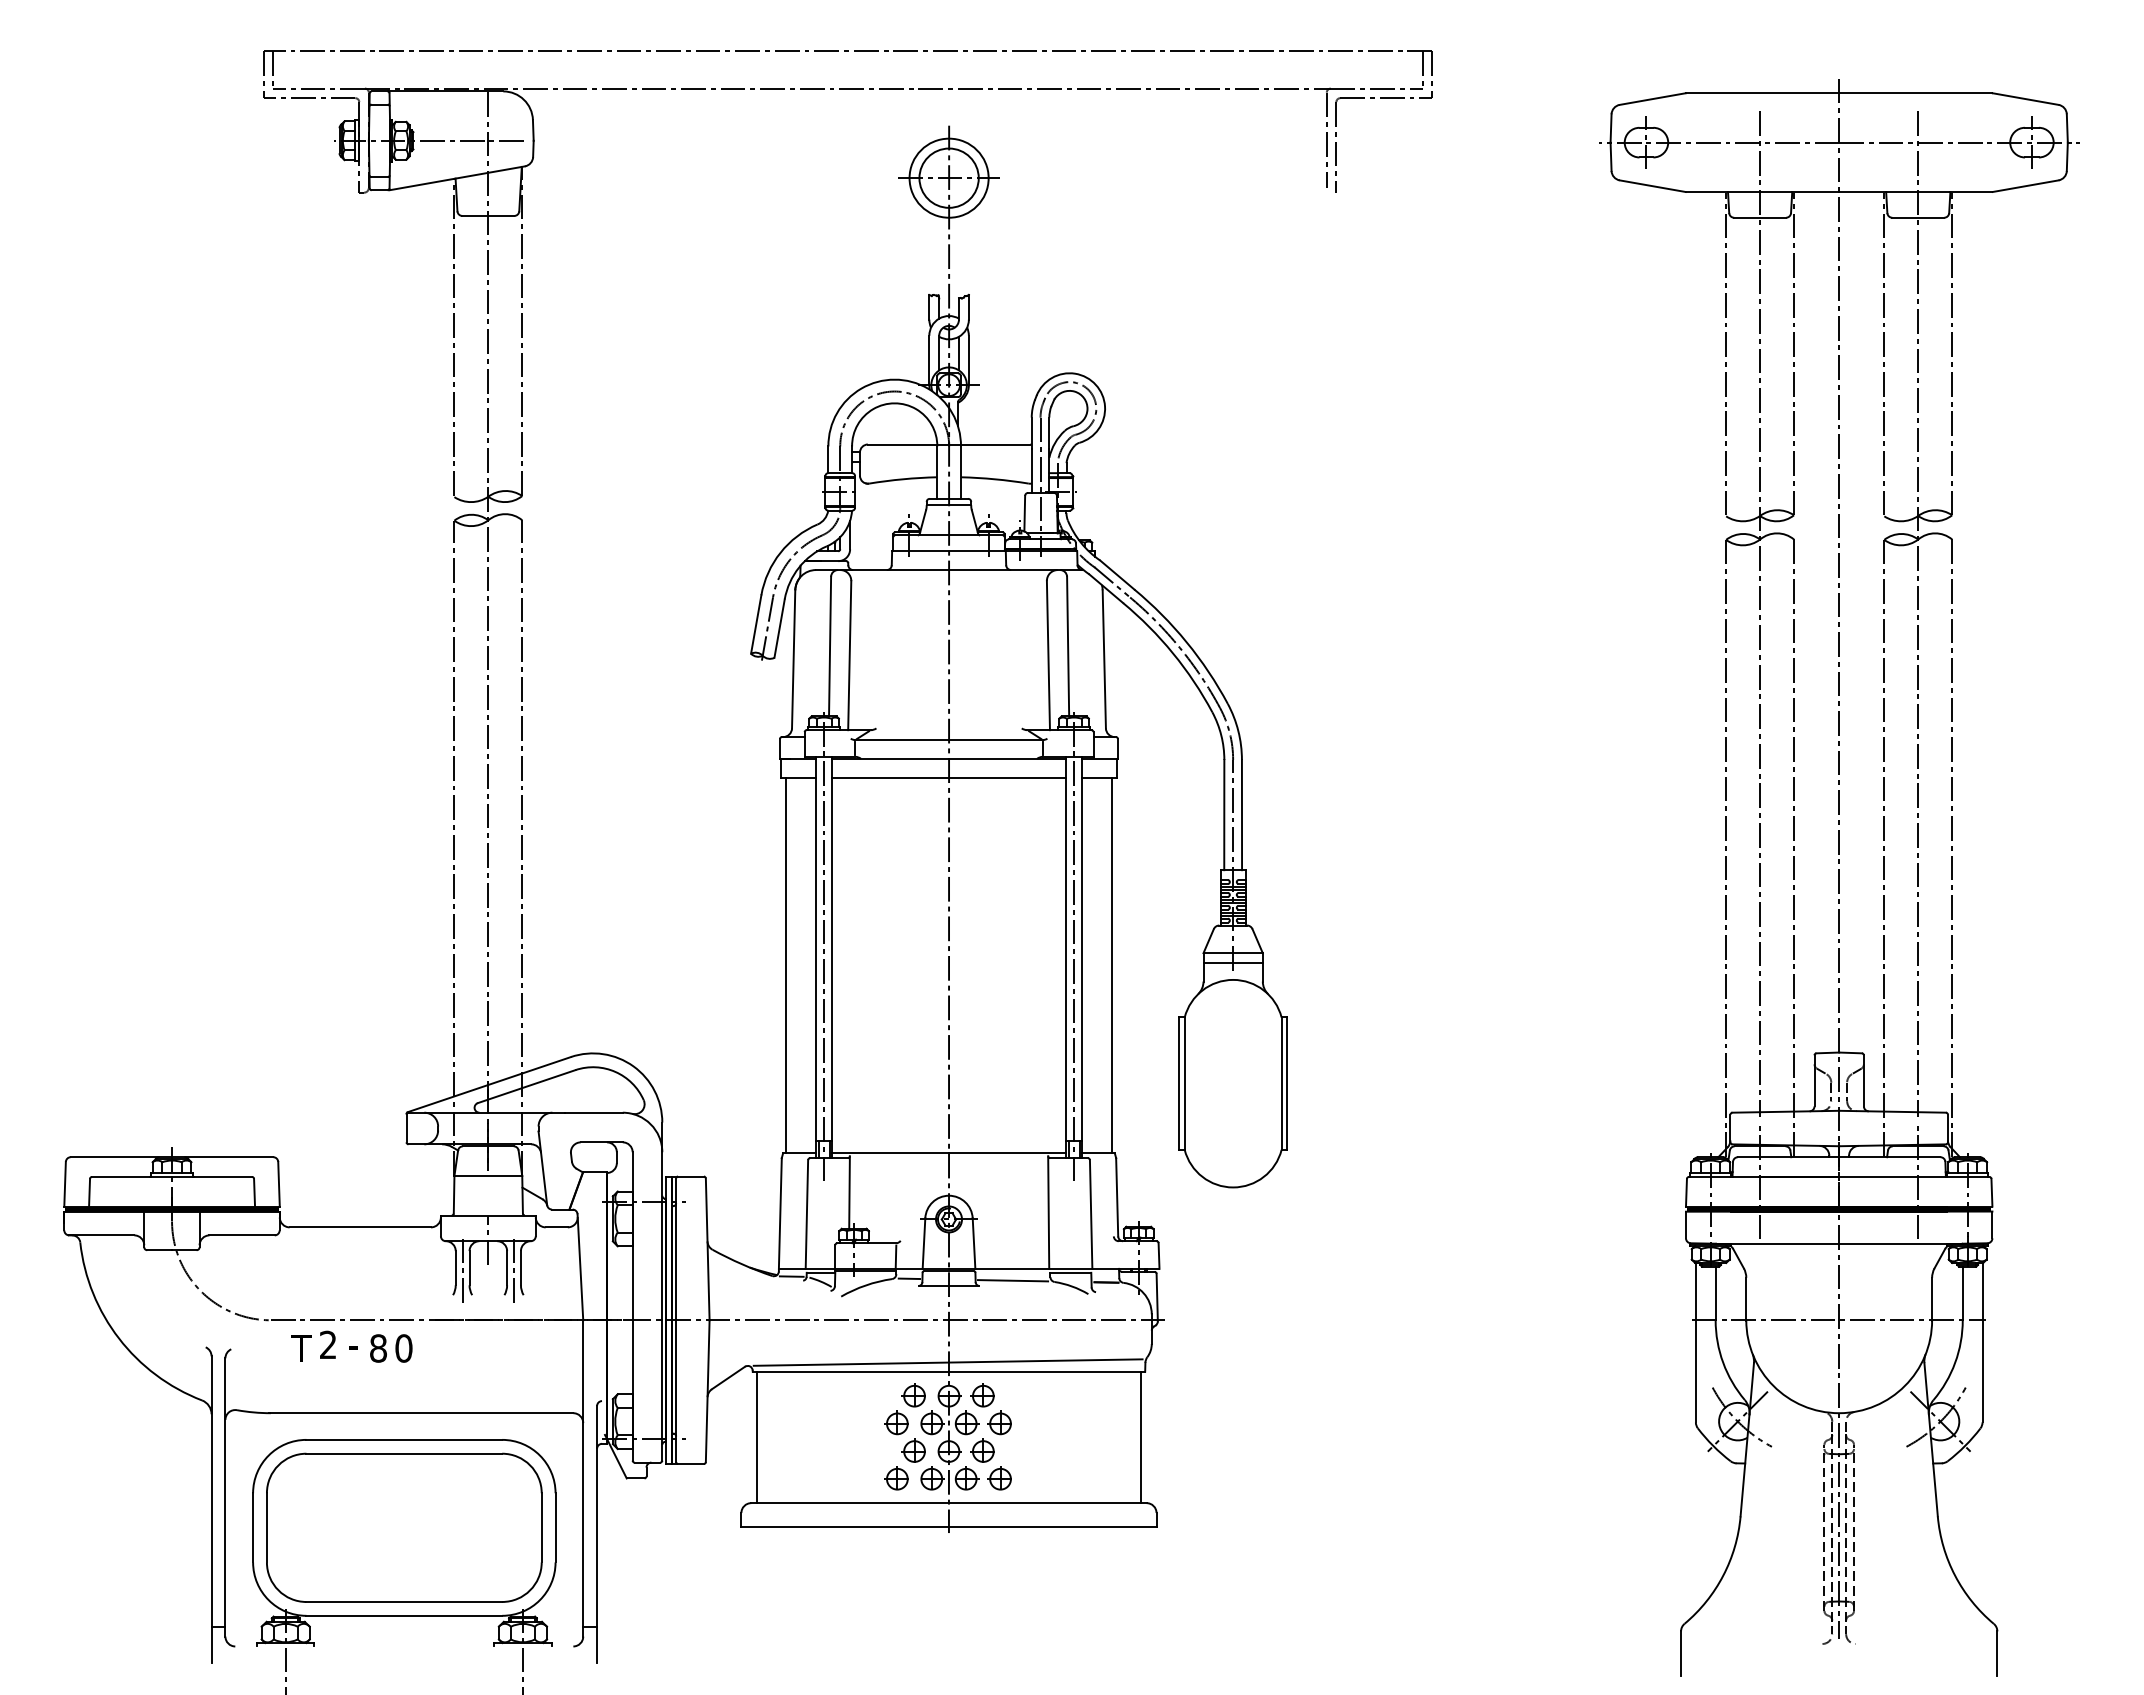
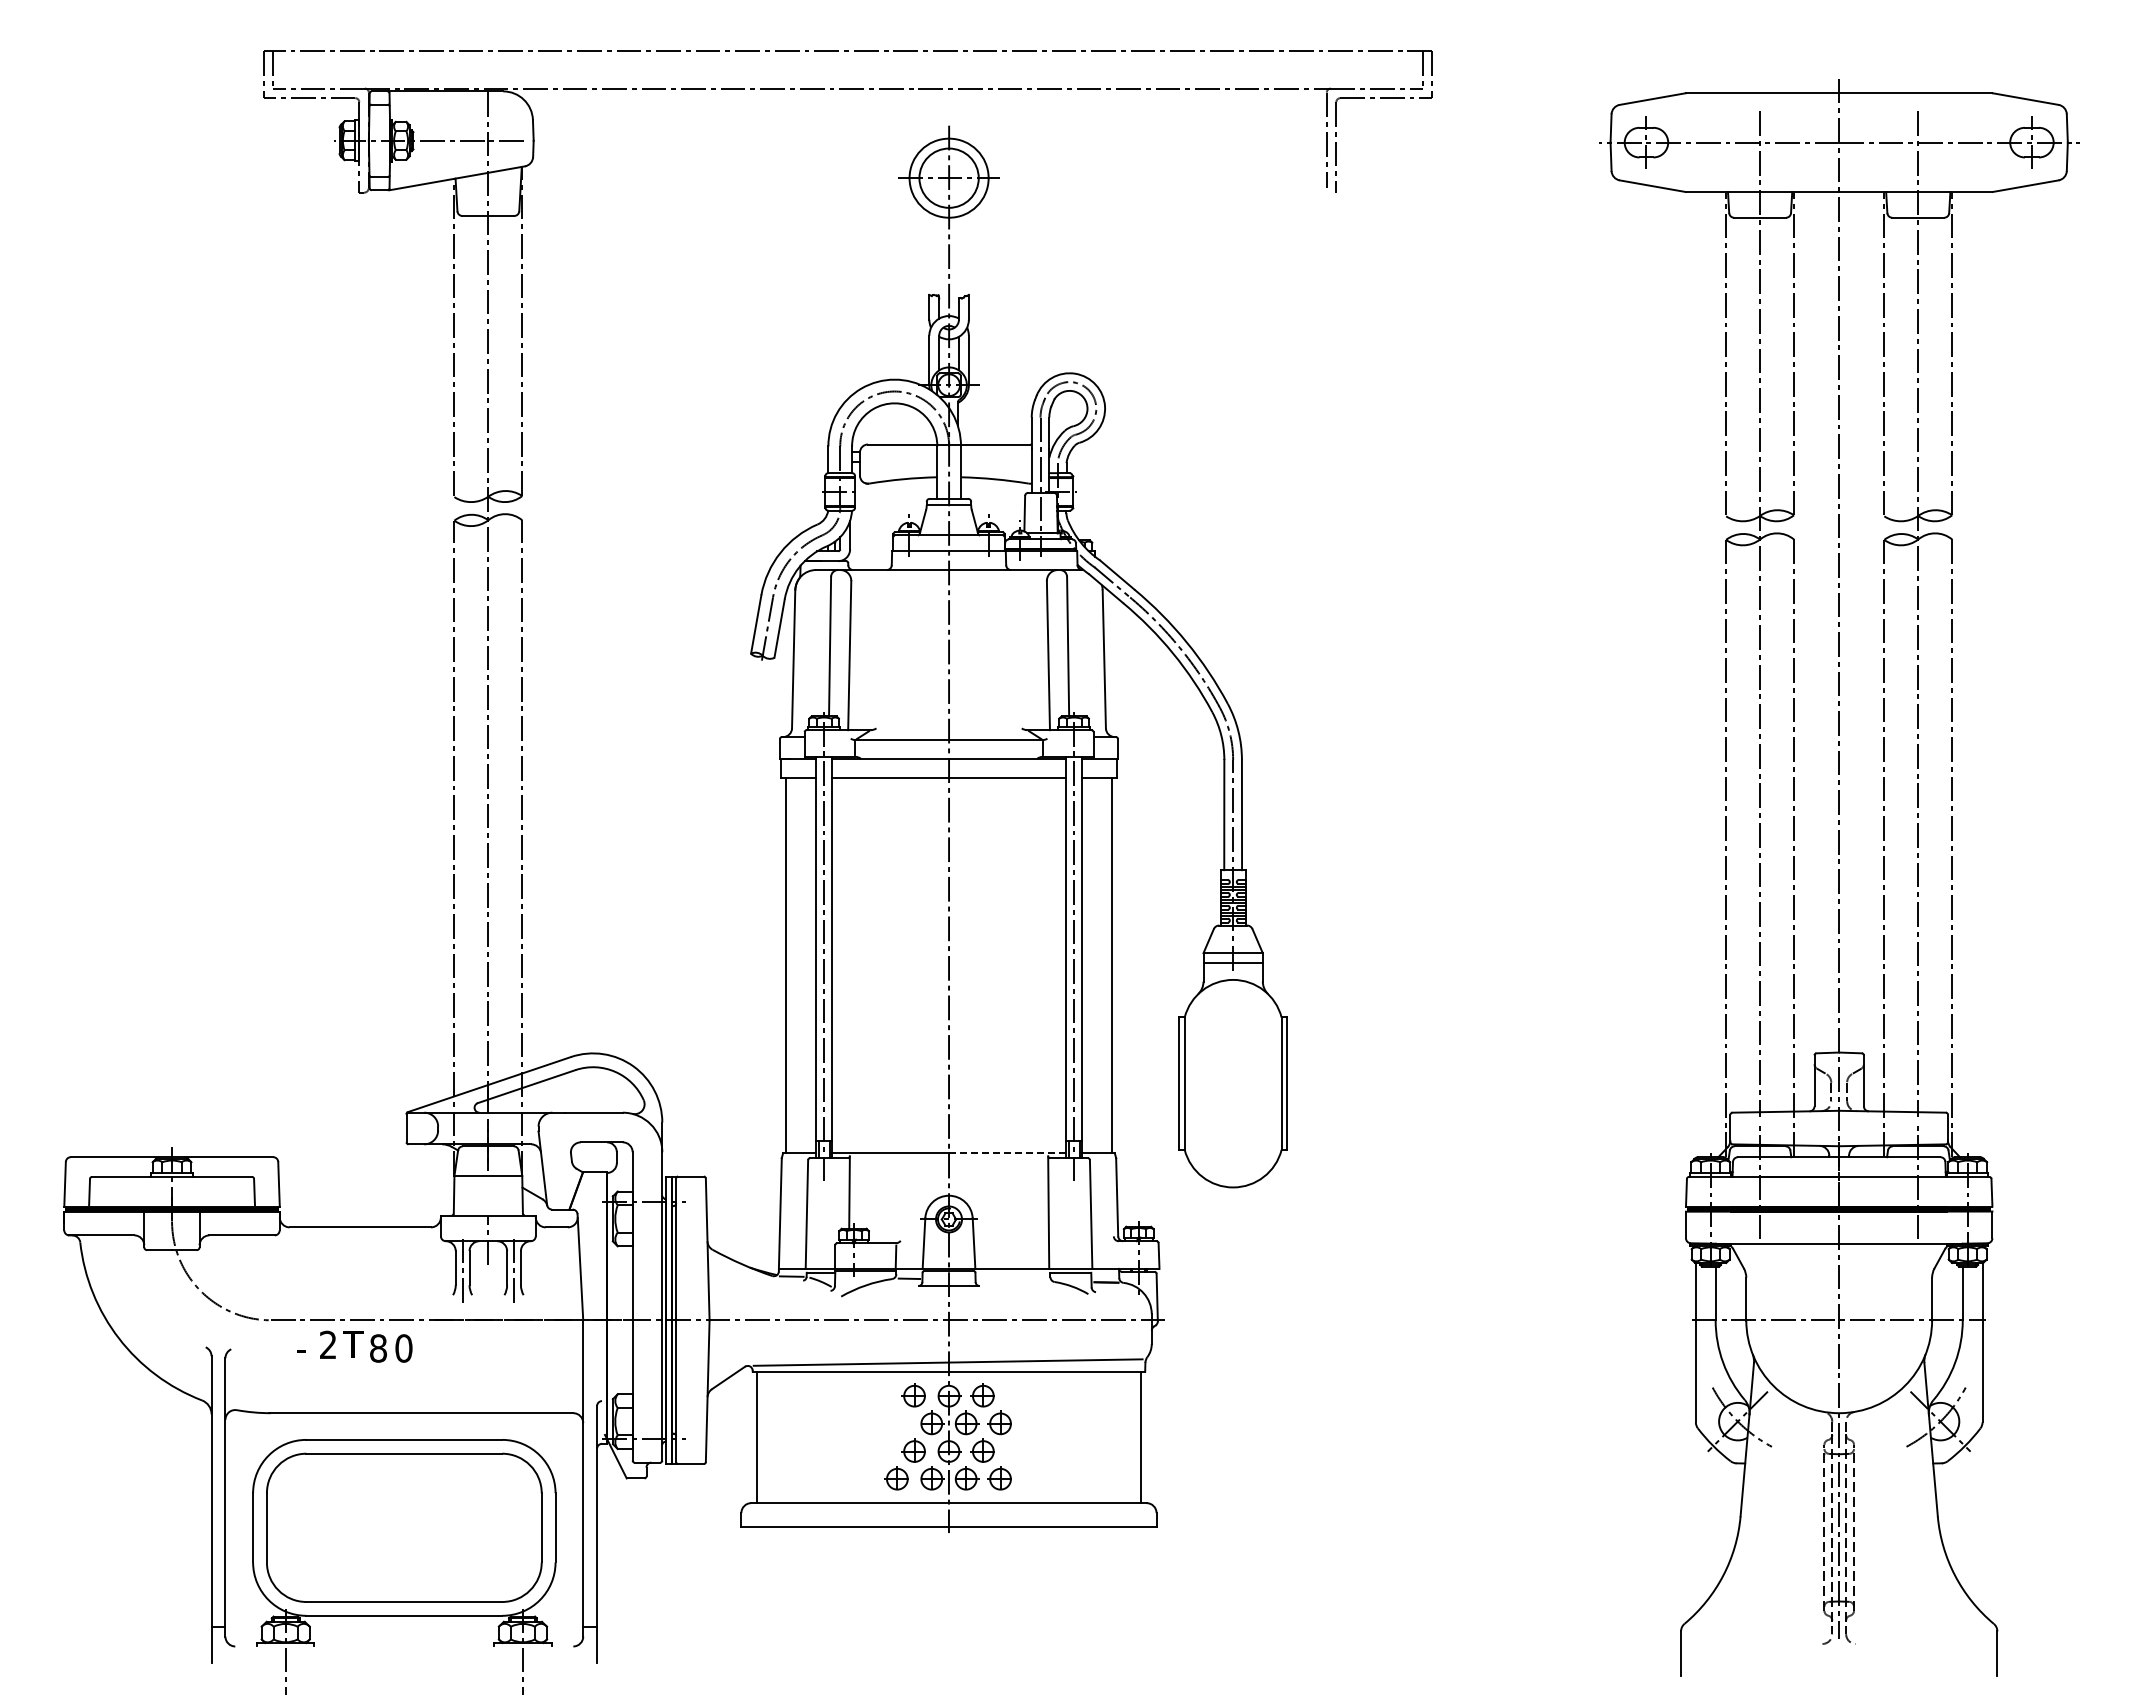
line: solid -> dashed (1007, 1153)
line: present -> none (1012, 1280)
text: - -> T (353, 1344)
text: T -> - (301, 1348)
part: present -> none (896, 1422)
